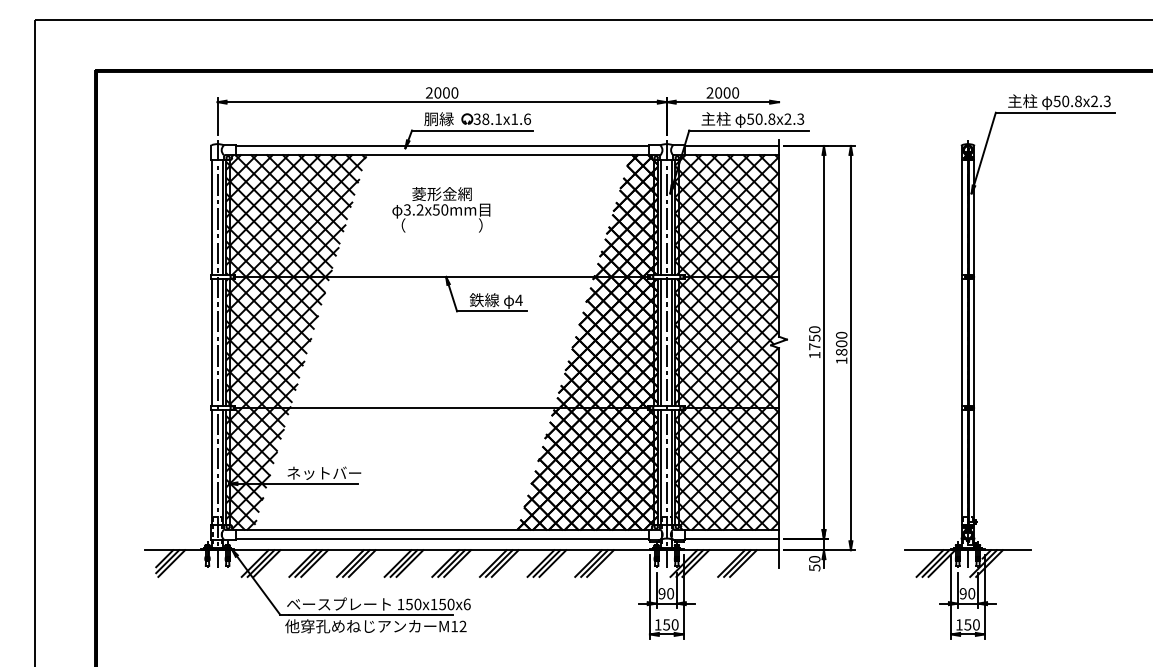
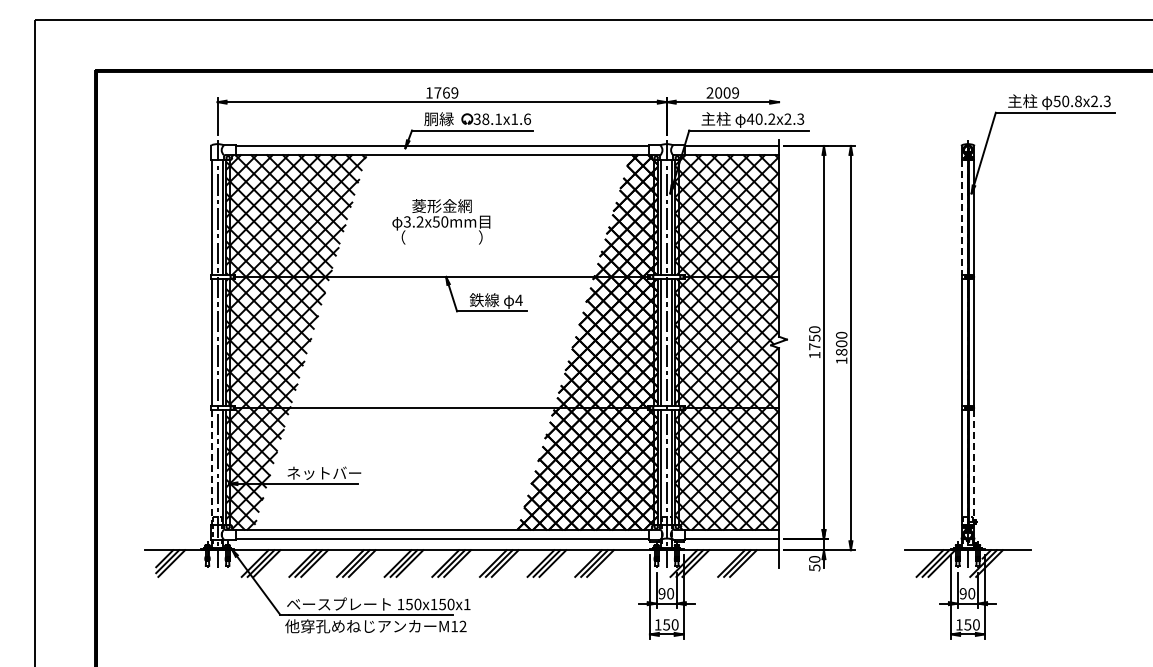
text: 2000 -> 1769 (442, 92)
text: 2000 -> 2009 (735, 92)
text: 50.8x2.3 -> 40.2x2.3 (760, 118)
text position: (441, 209) -> (441, 221) (441, 221)
line: solid -> dashed (962, 217)
line: solid -> dashed (211, 468)
line: solid -> dashed (973, 468)
text: 150x150x6 -> 150x150x1 (466, 604)
